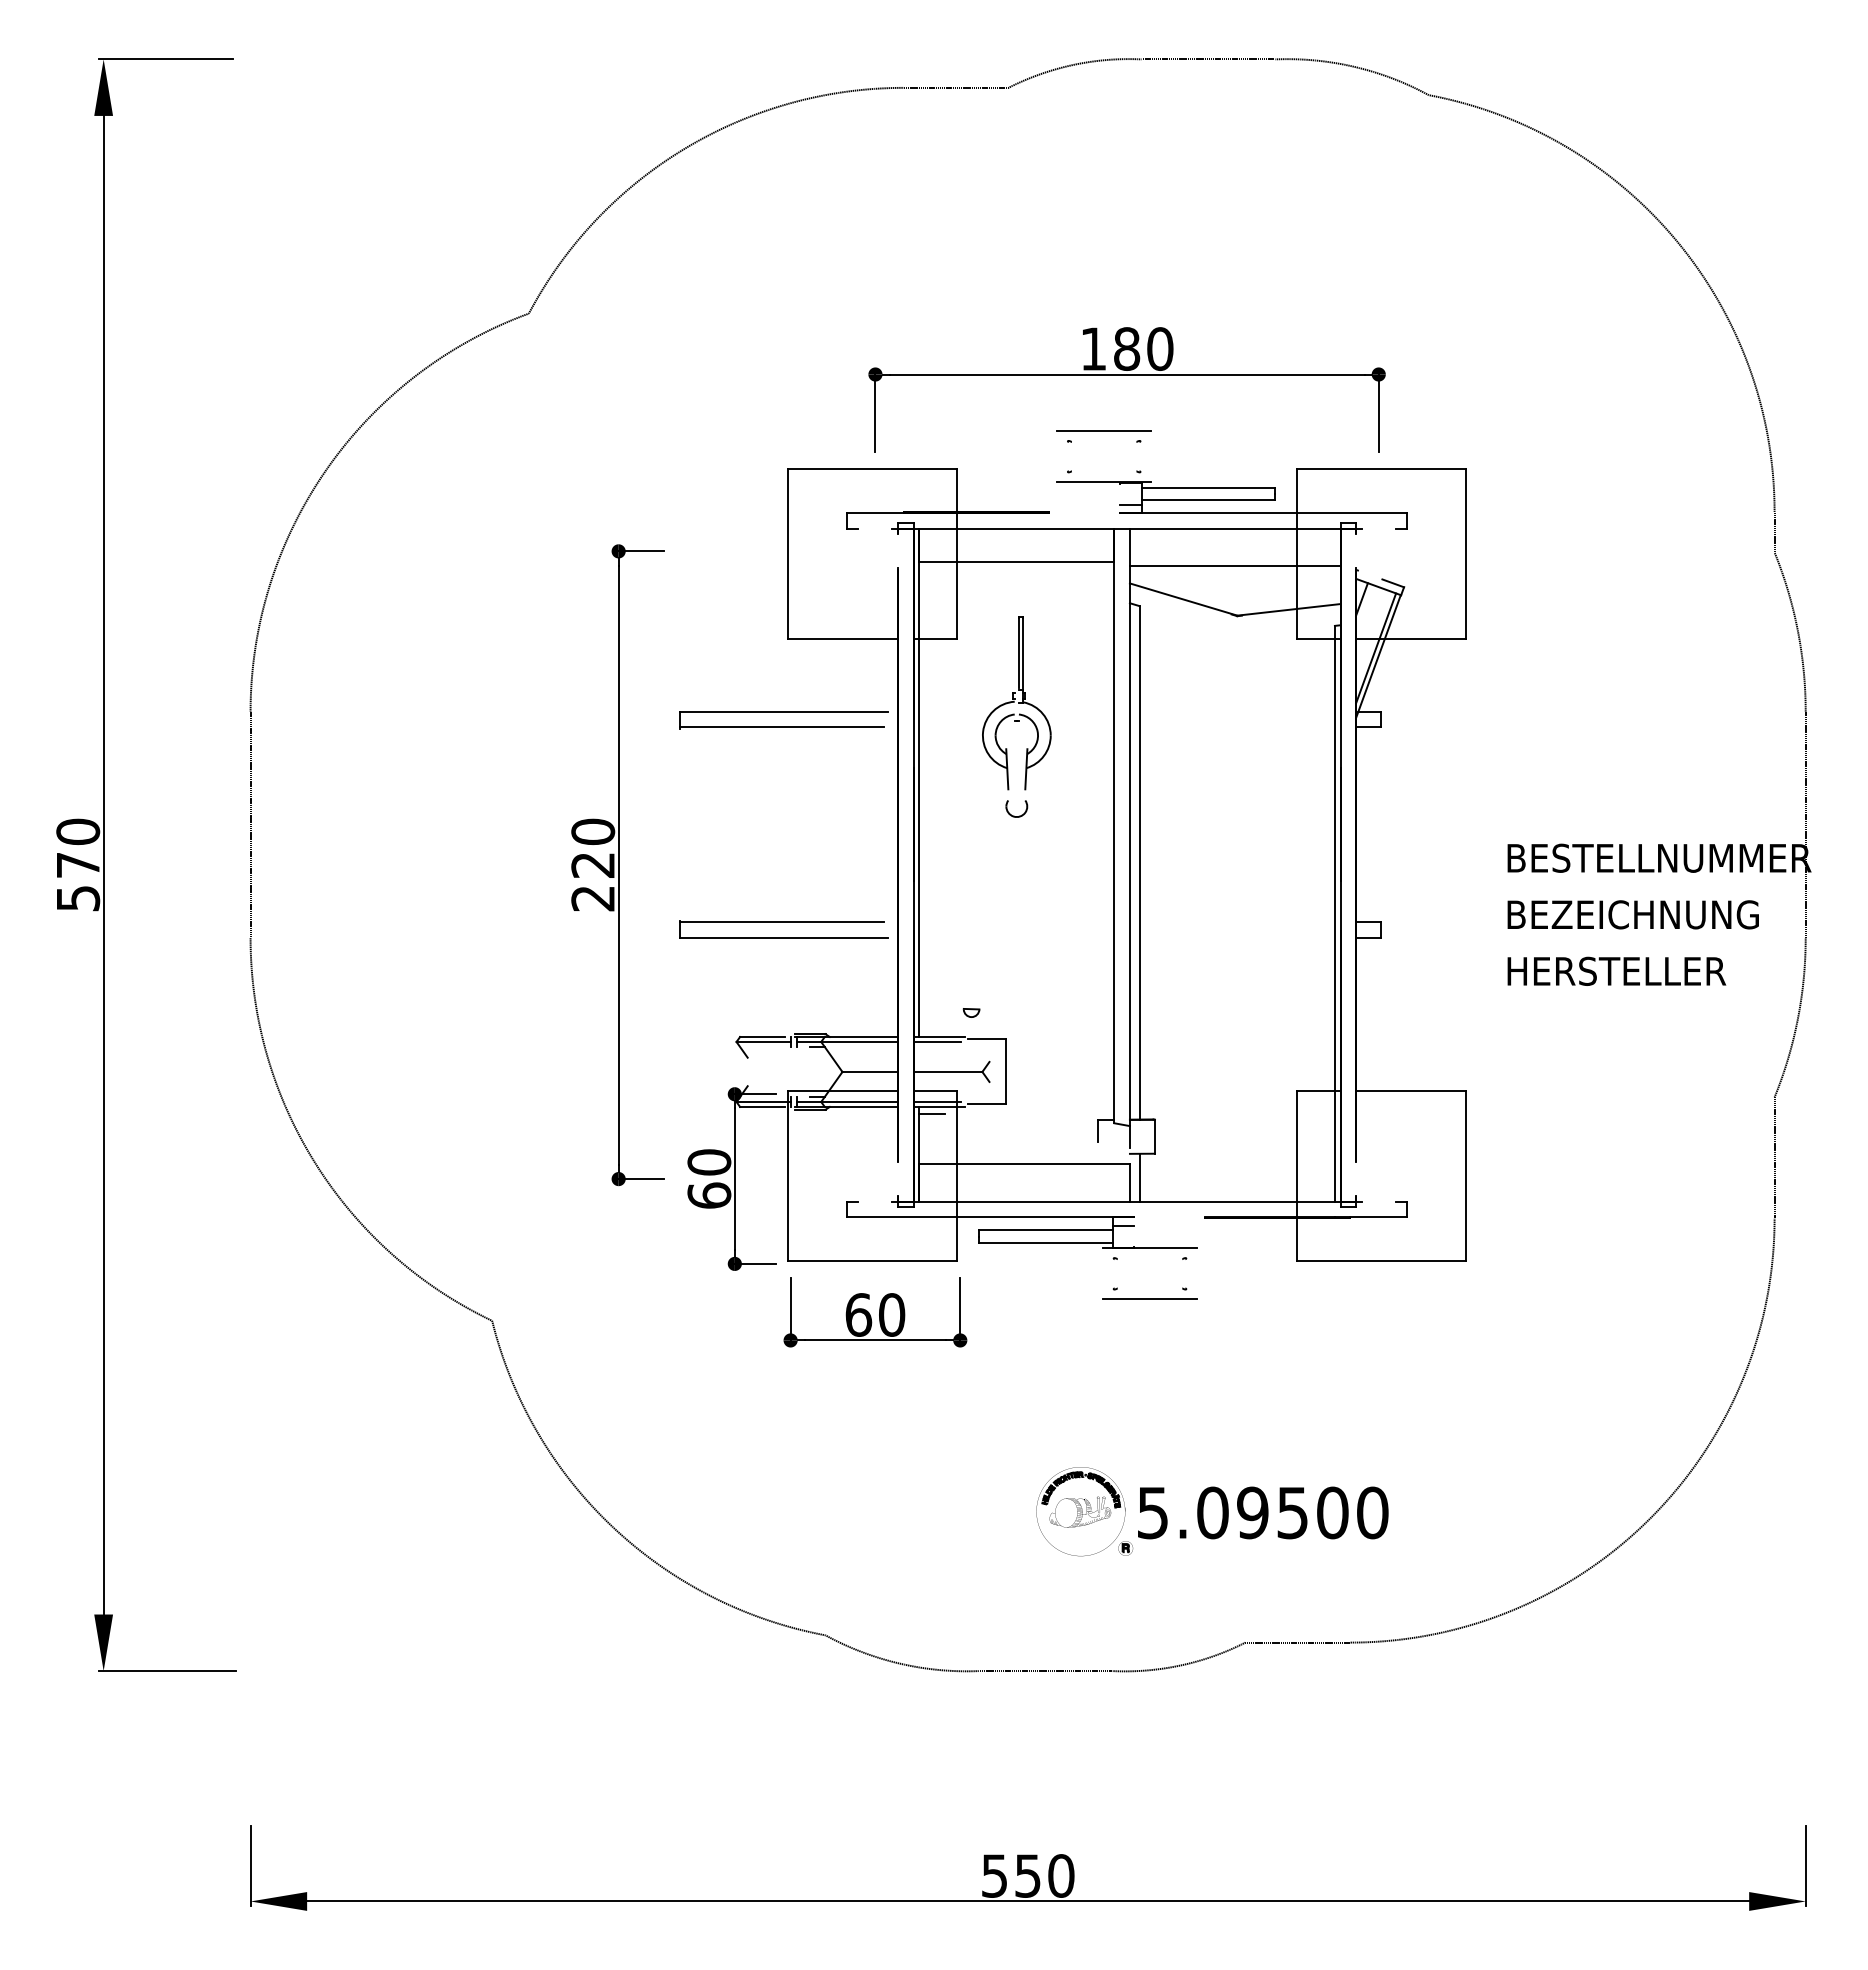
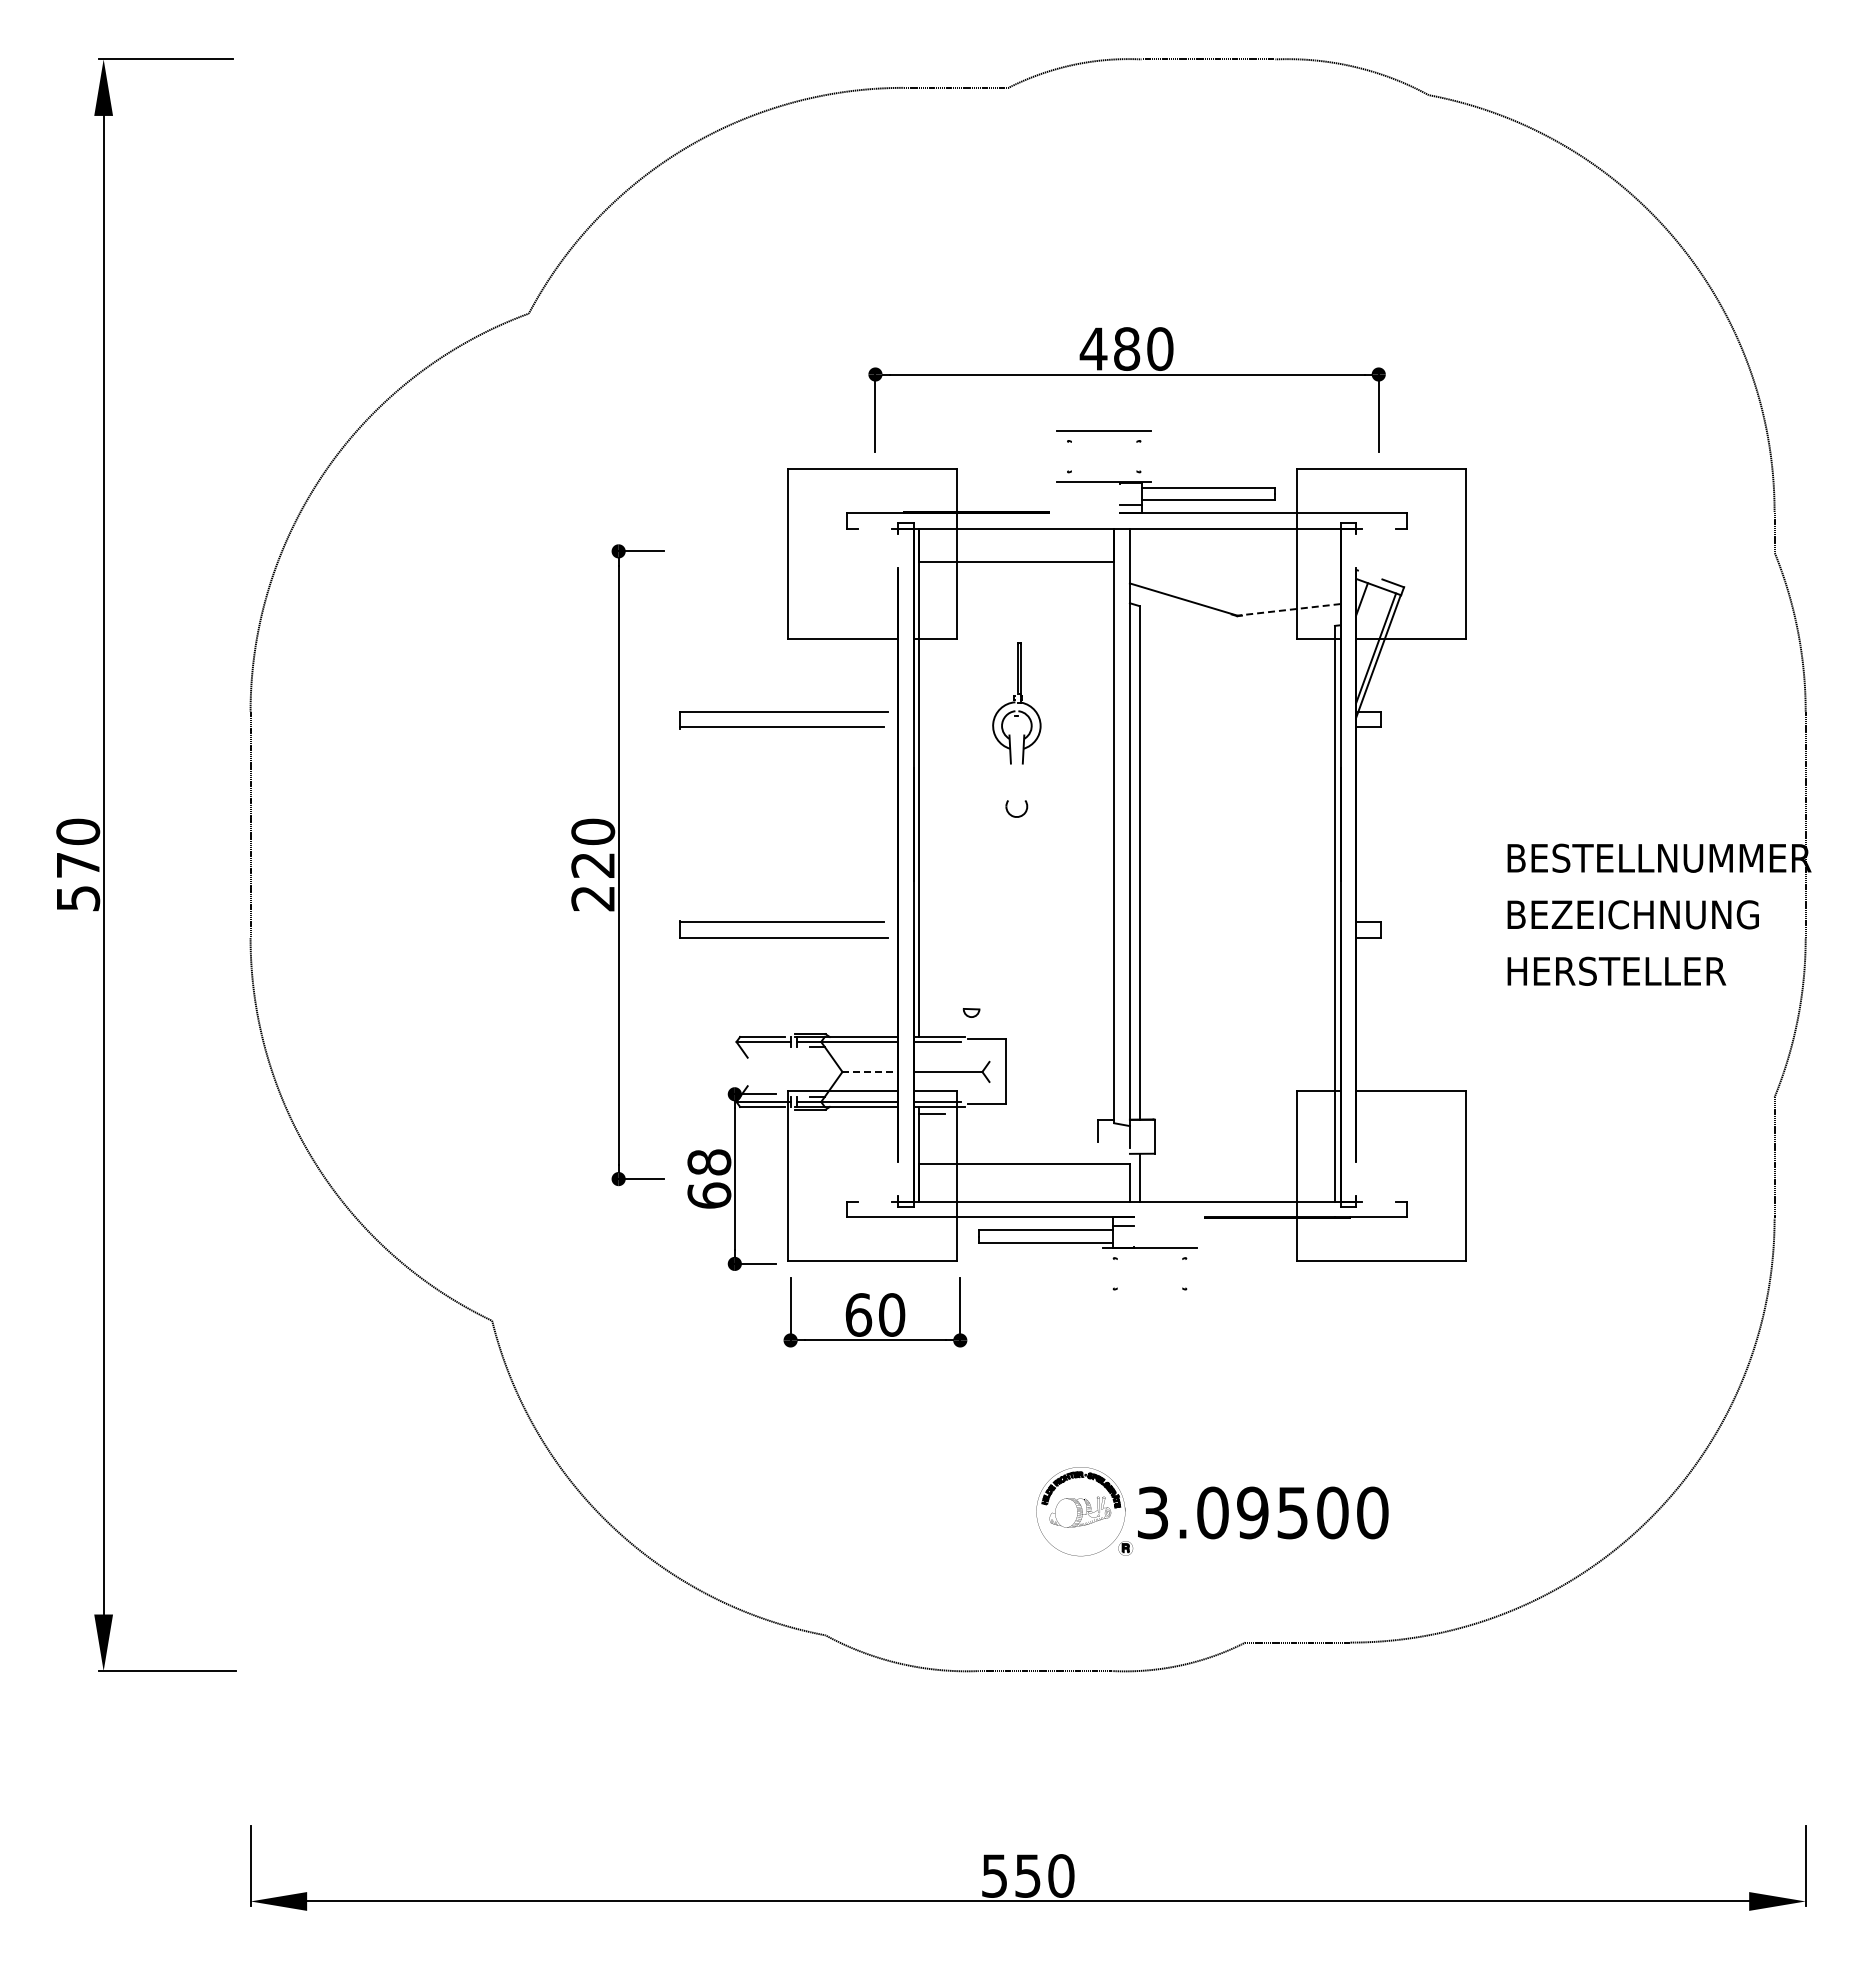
text: 180 -> 480 (1093, 348)
line: present -> none (1234, 566)
line: solid -> dashed (1288, 609)
part size: 70x175 px -> 50x123 px (1016, 703)
line: solid -> dashed (870, 1071)
text: 60 -> 68 (709, 1162)
line: present -> none (1149, 1299)
text: 5.09500 -> 3.09500 (1152, 1512)
